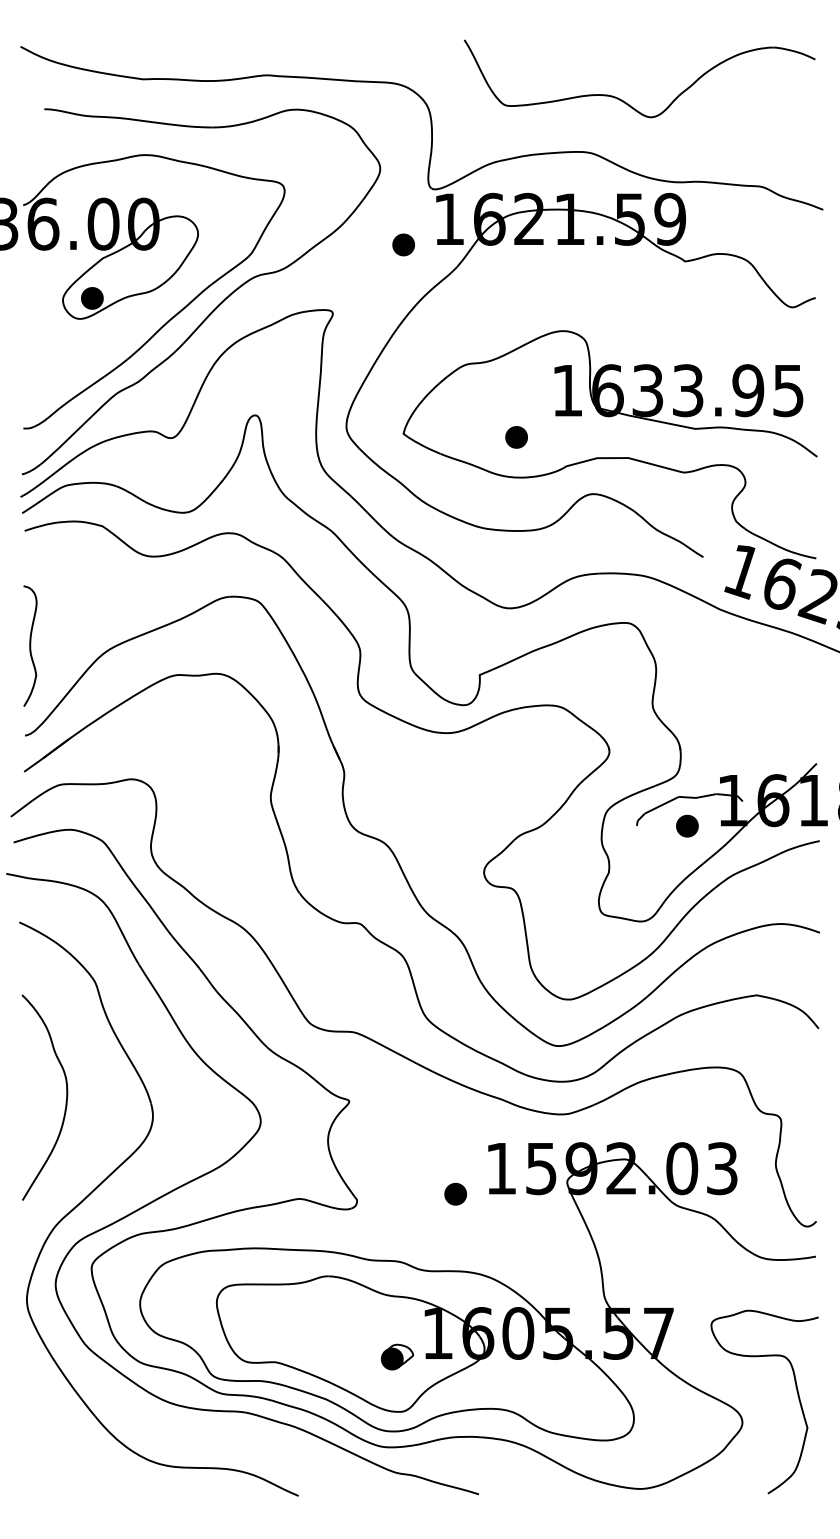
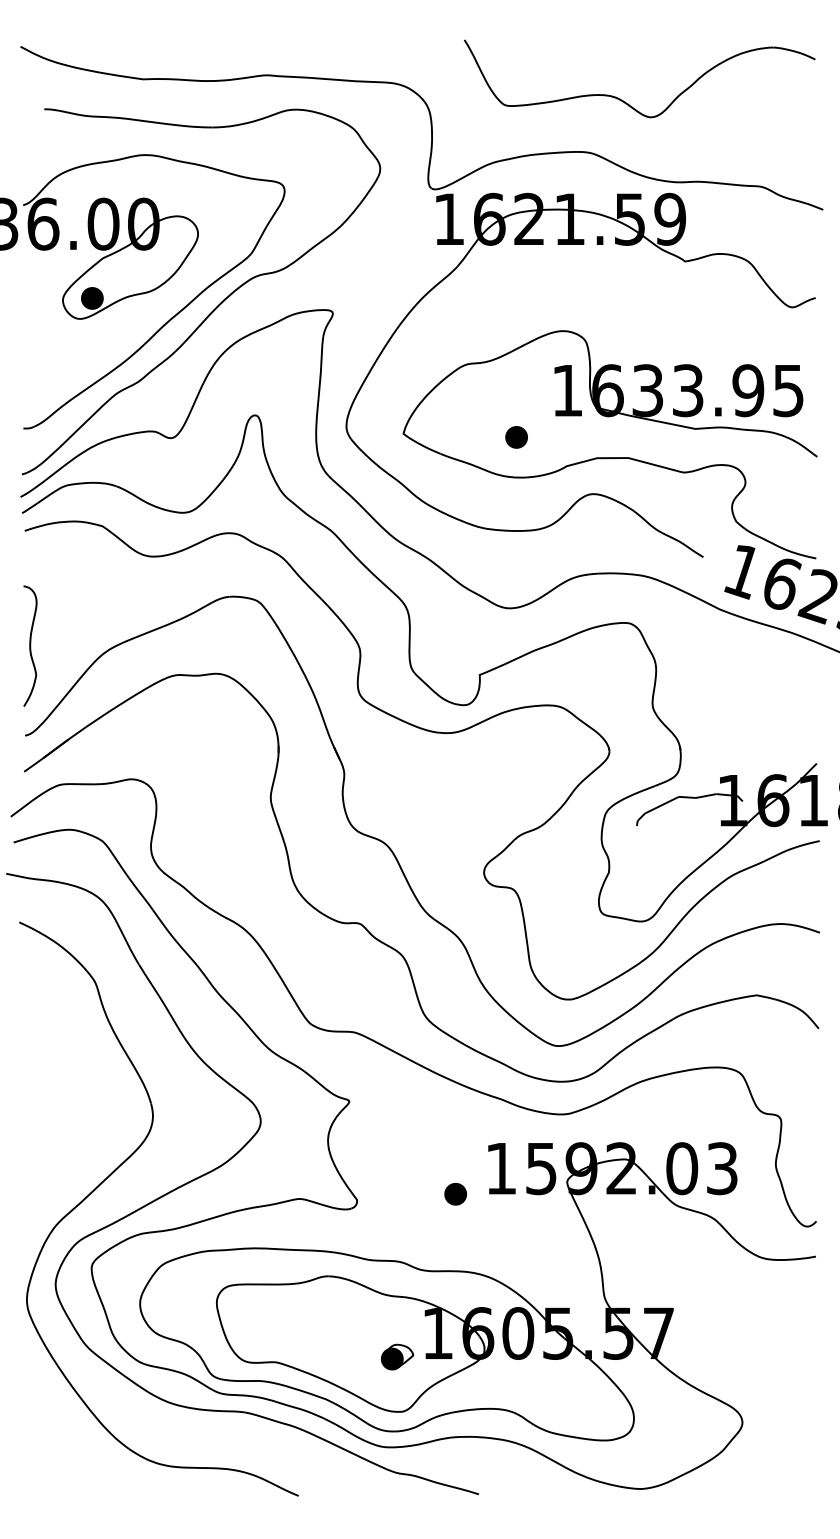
part: present -> none (403, 244)
part: present -> none (687, 825)
curve: present -> none (65, 1101)
part: present -> none (797, 1396)
